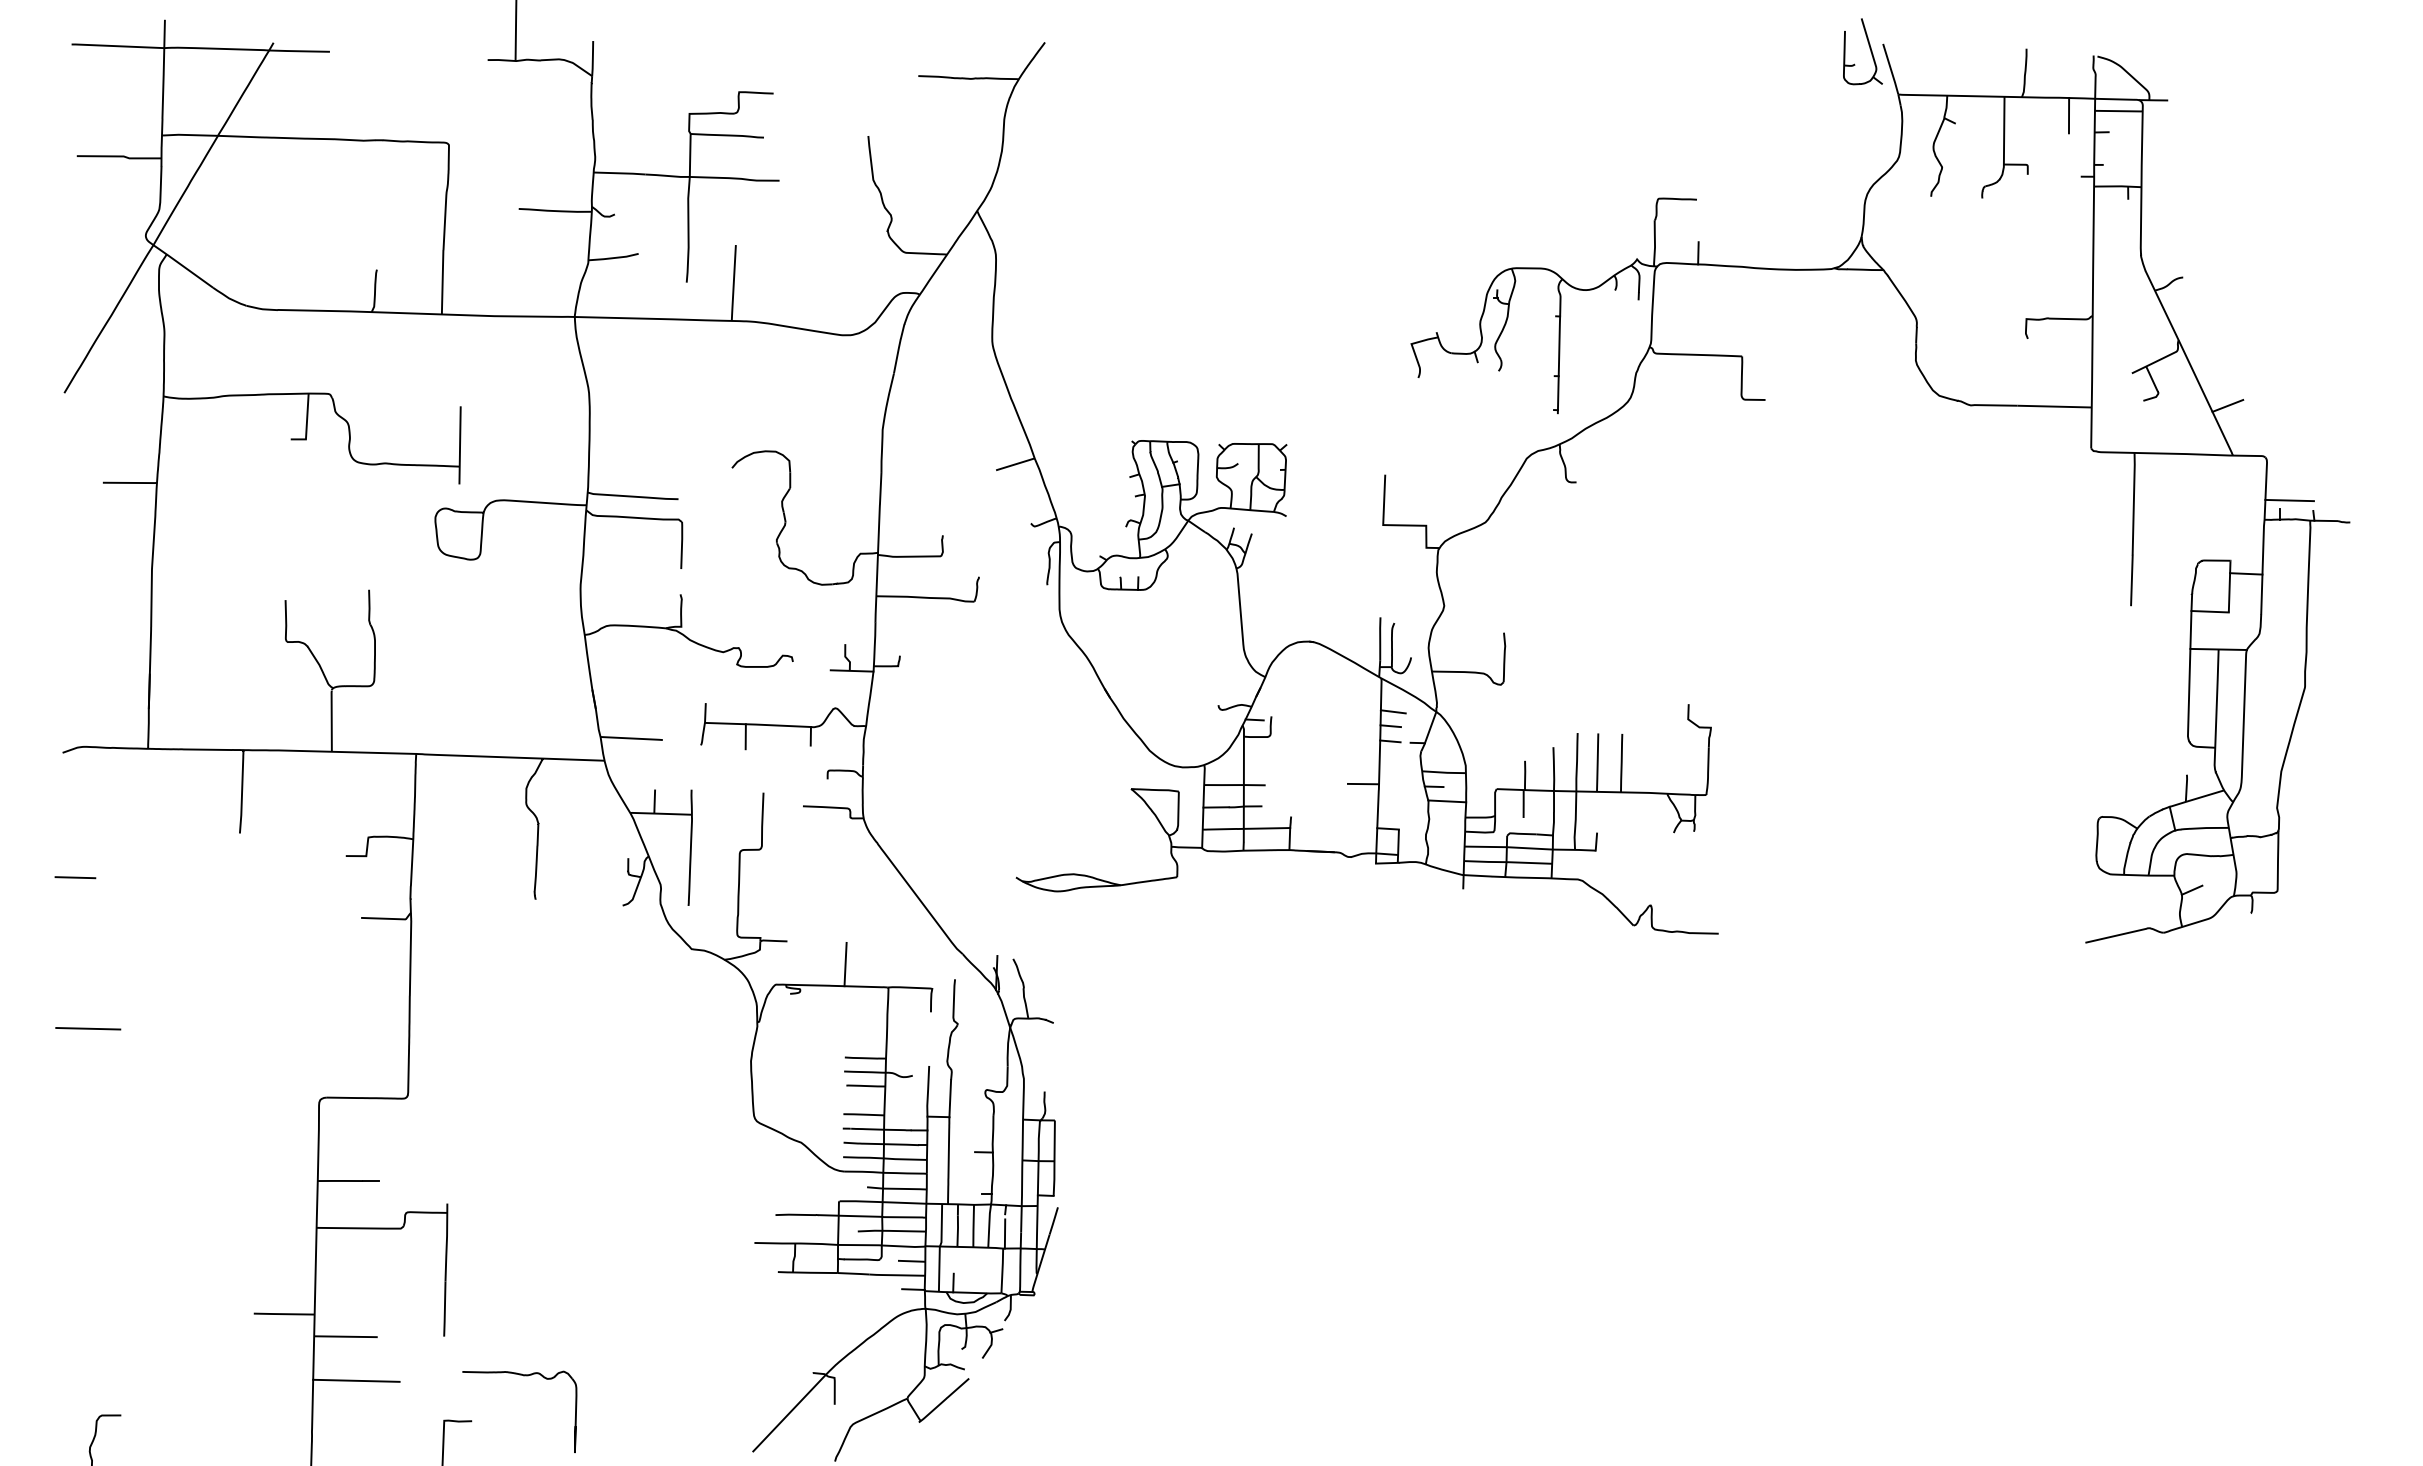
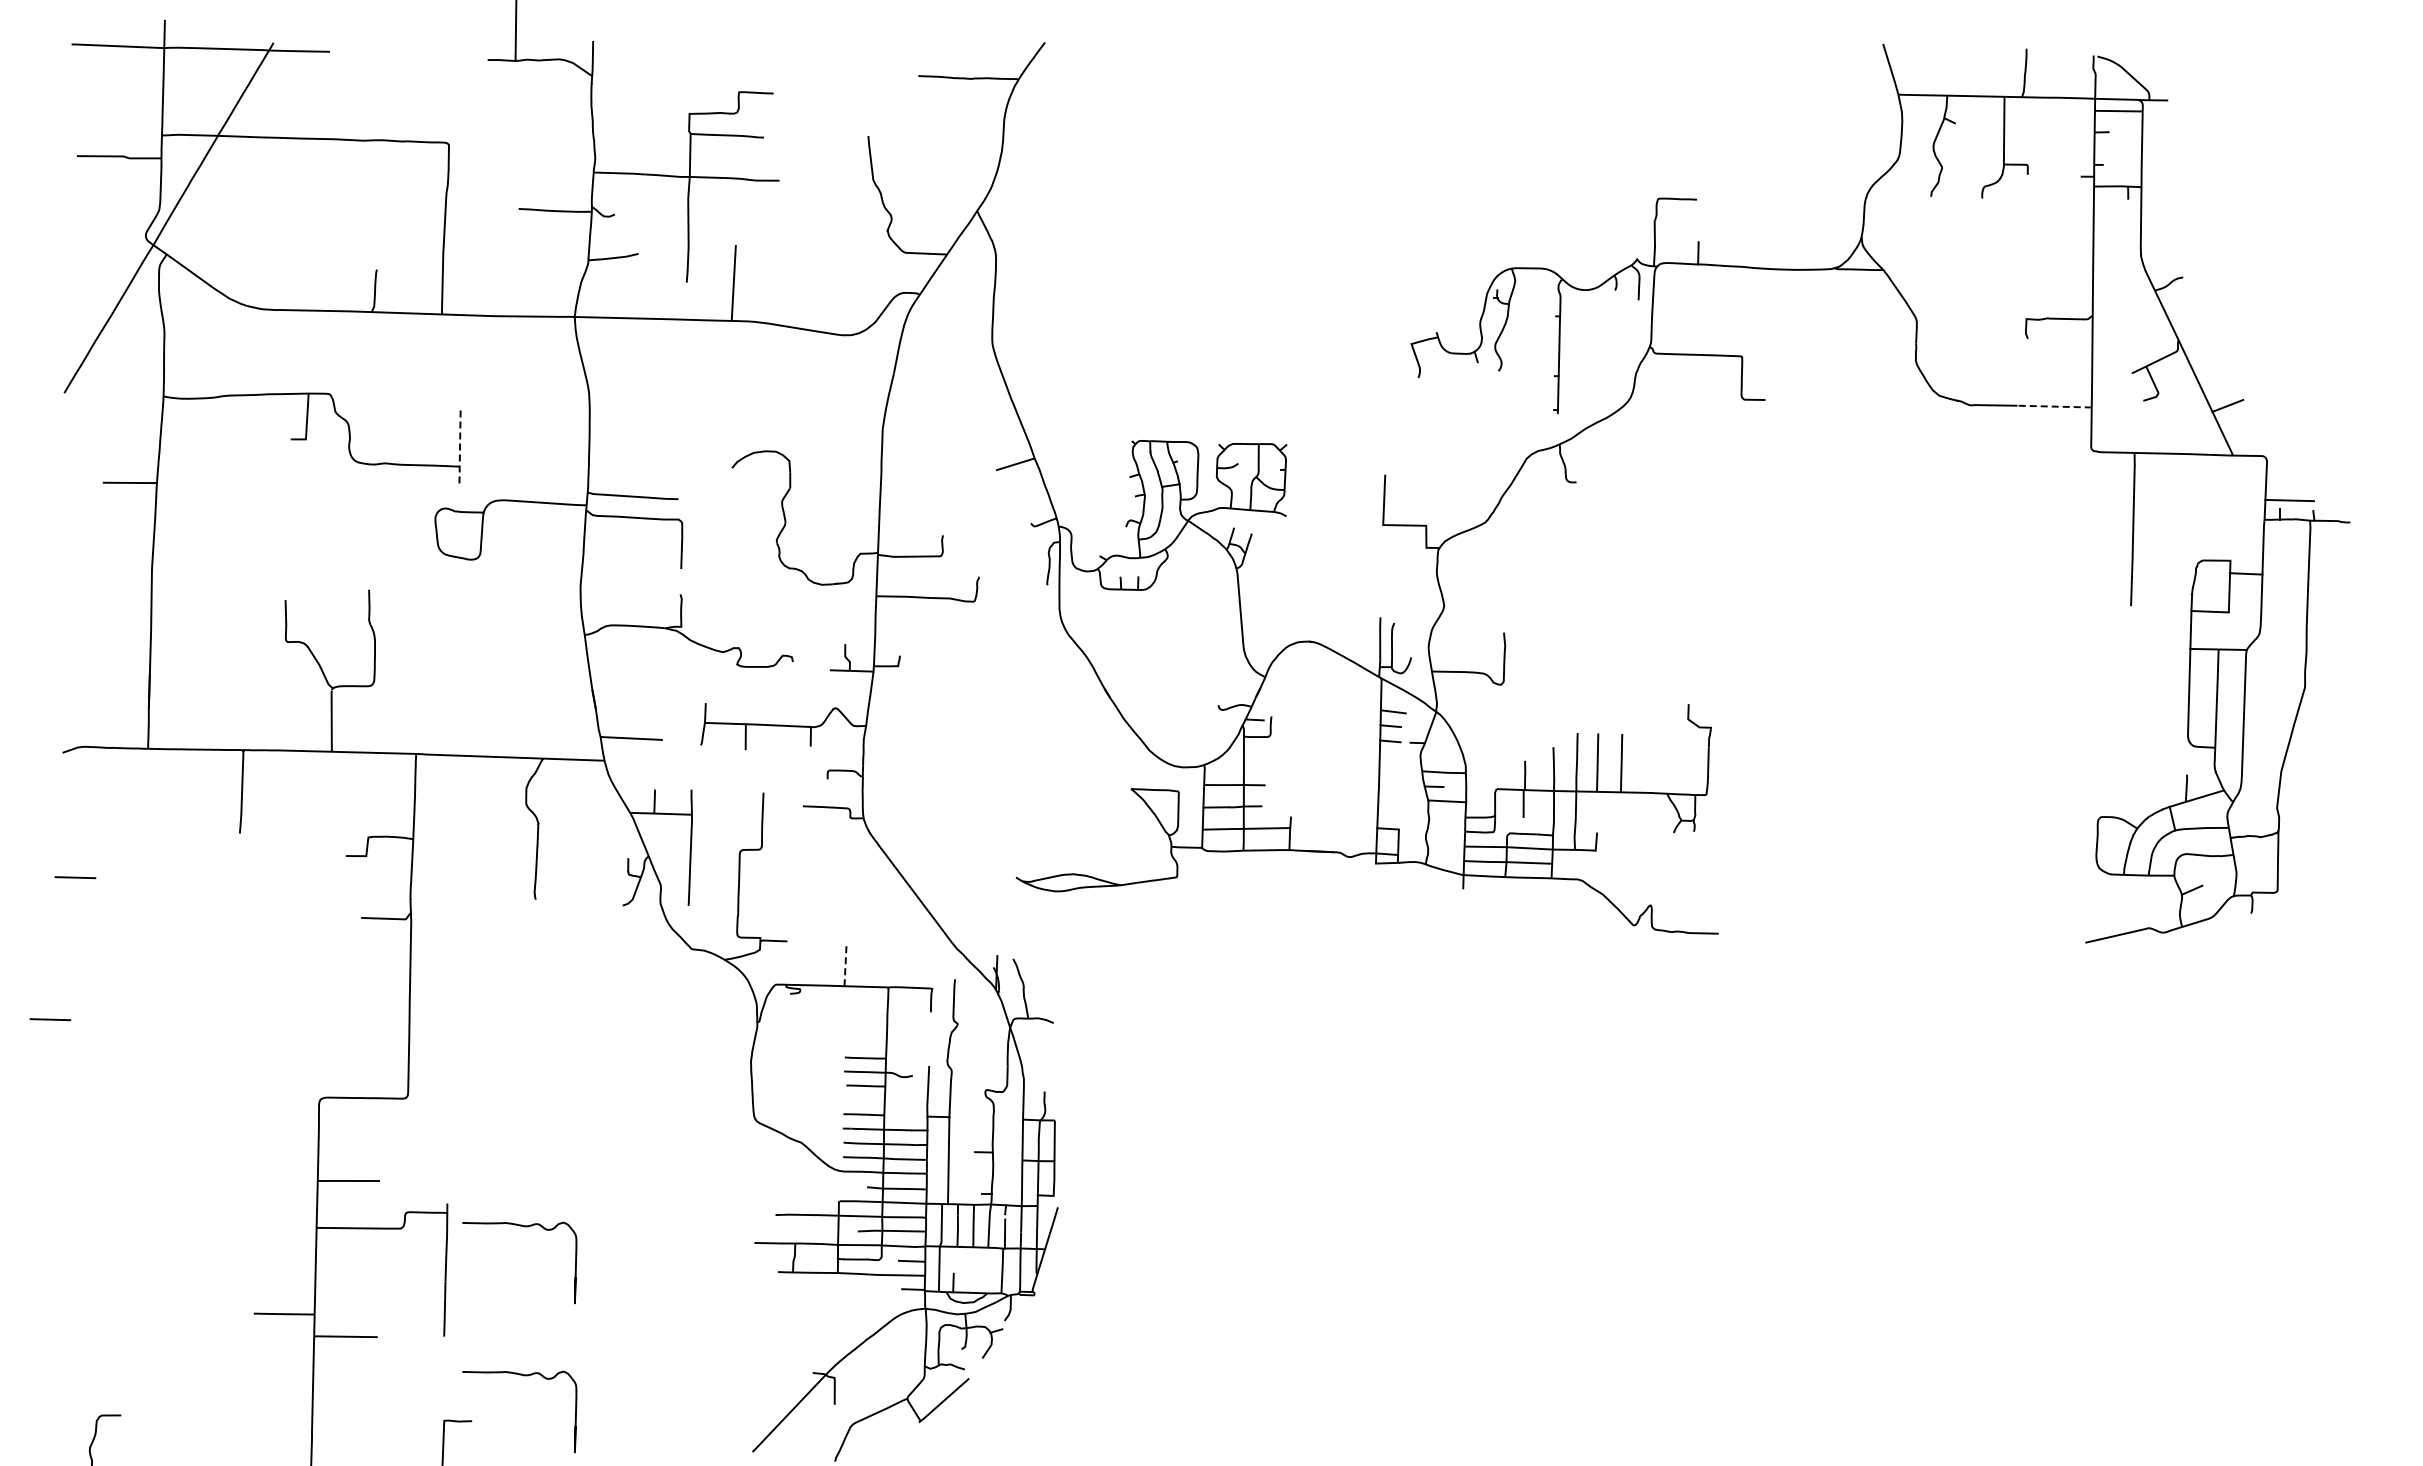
part: present -> none (1869, 48)
line: present -> none (2068, 115)
line: solid -> dashed (2055, 406)
line: solid -> dashed (460, 444)
line: present -> none (1363, 783)
line: solid -> dashed (845, 964)
line: none -> present (50, 1019)
line: present -> none (88, 1028)
part: none -> present (523, 1227)
line: present -> none (356, 1380)
